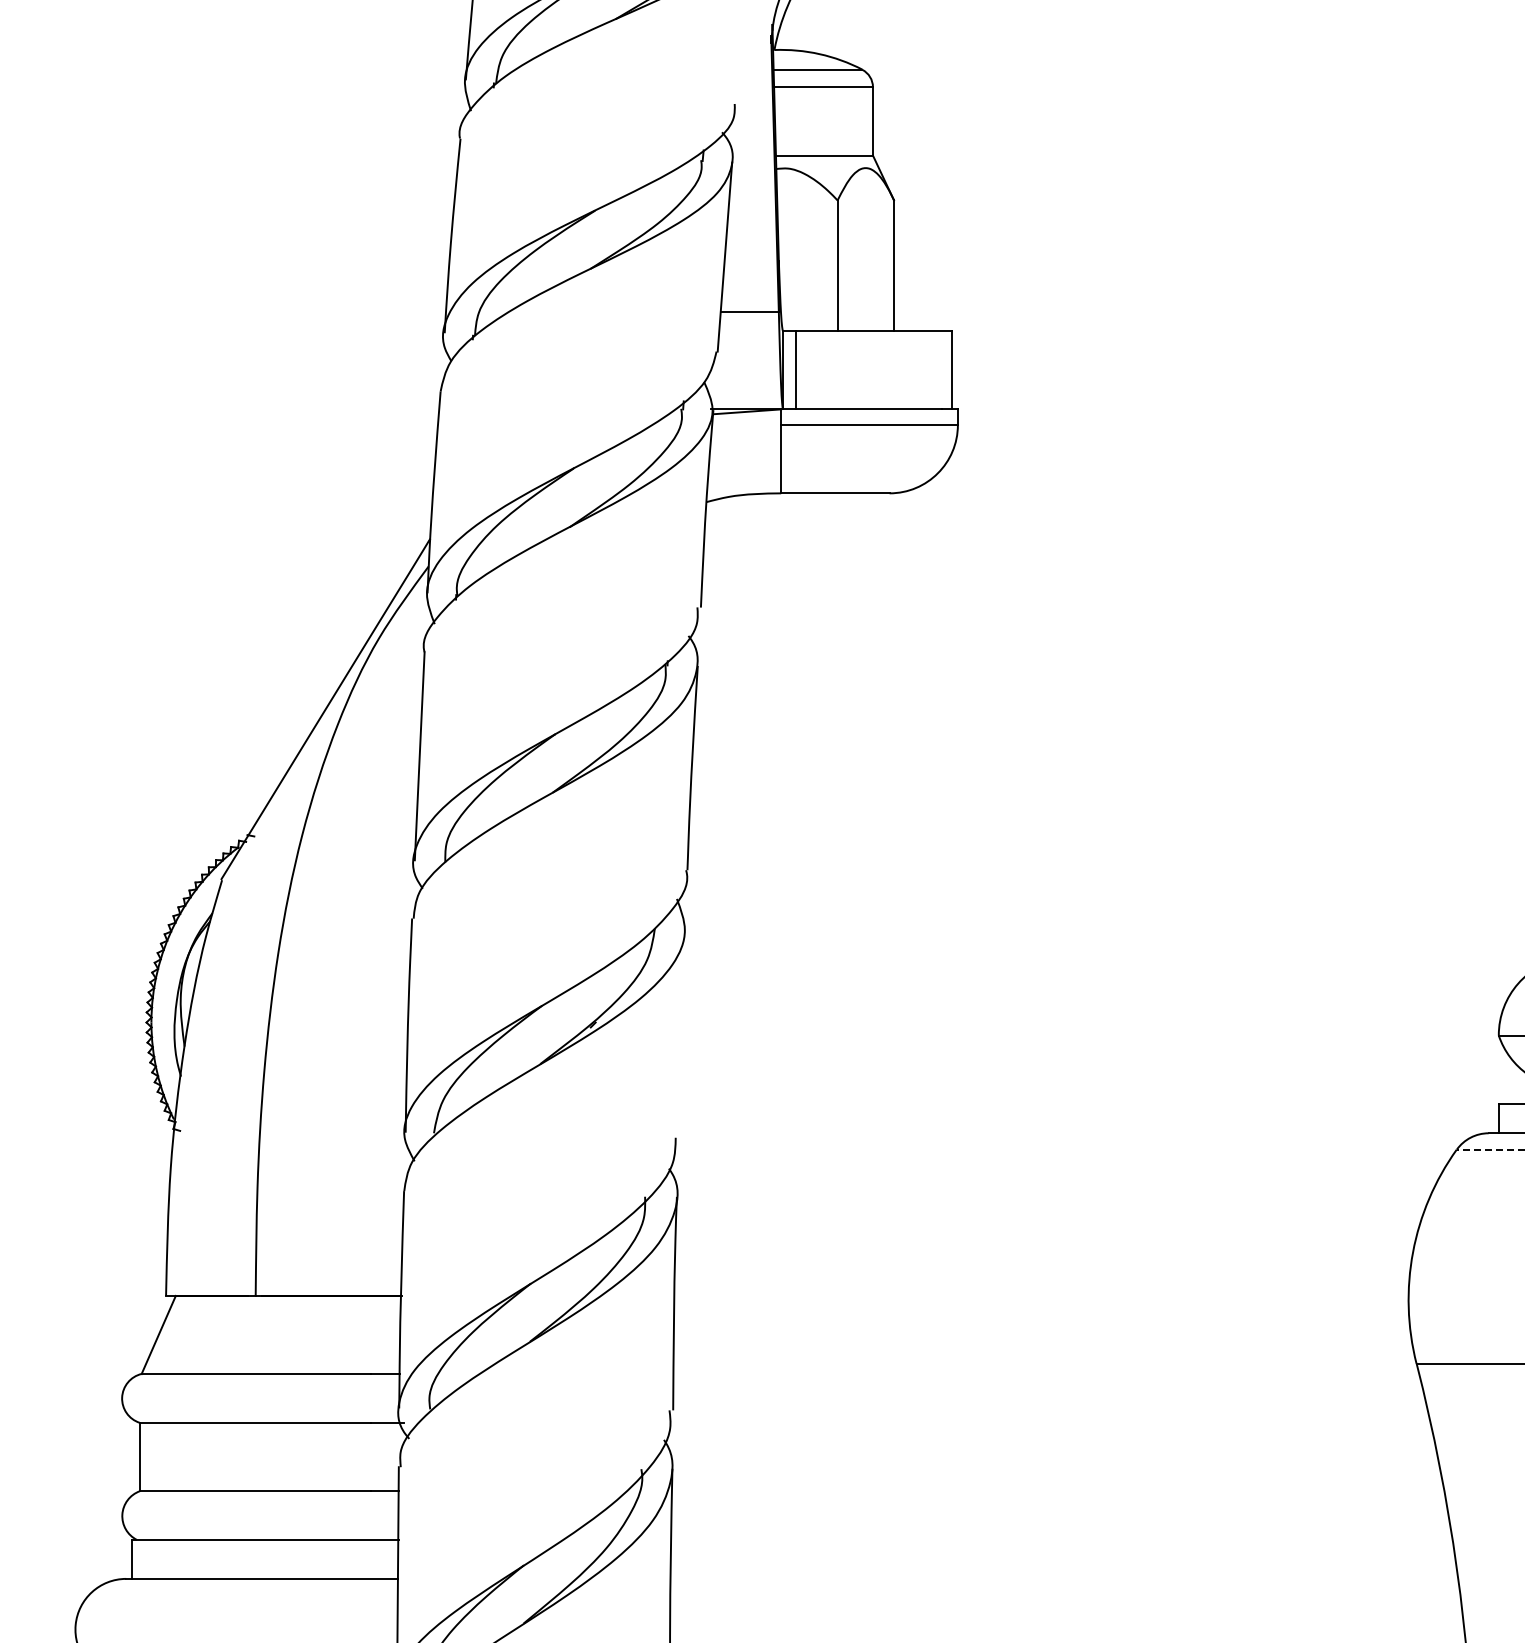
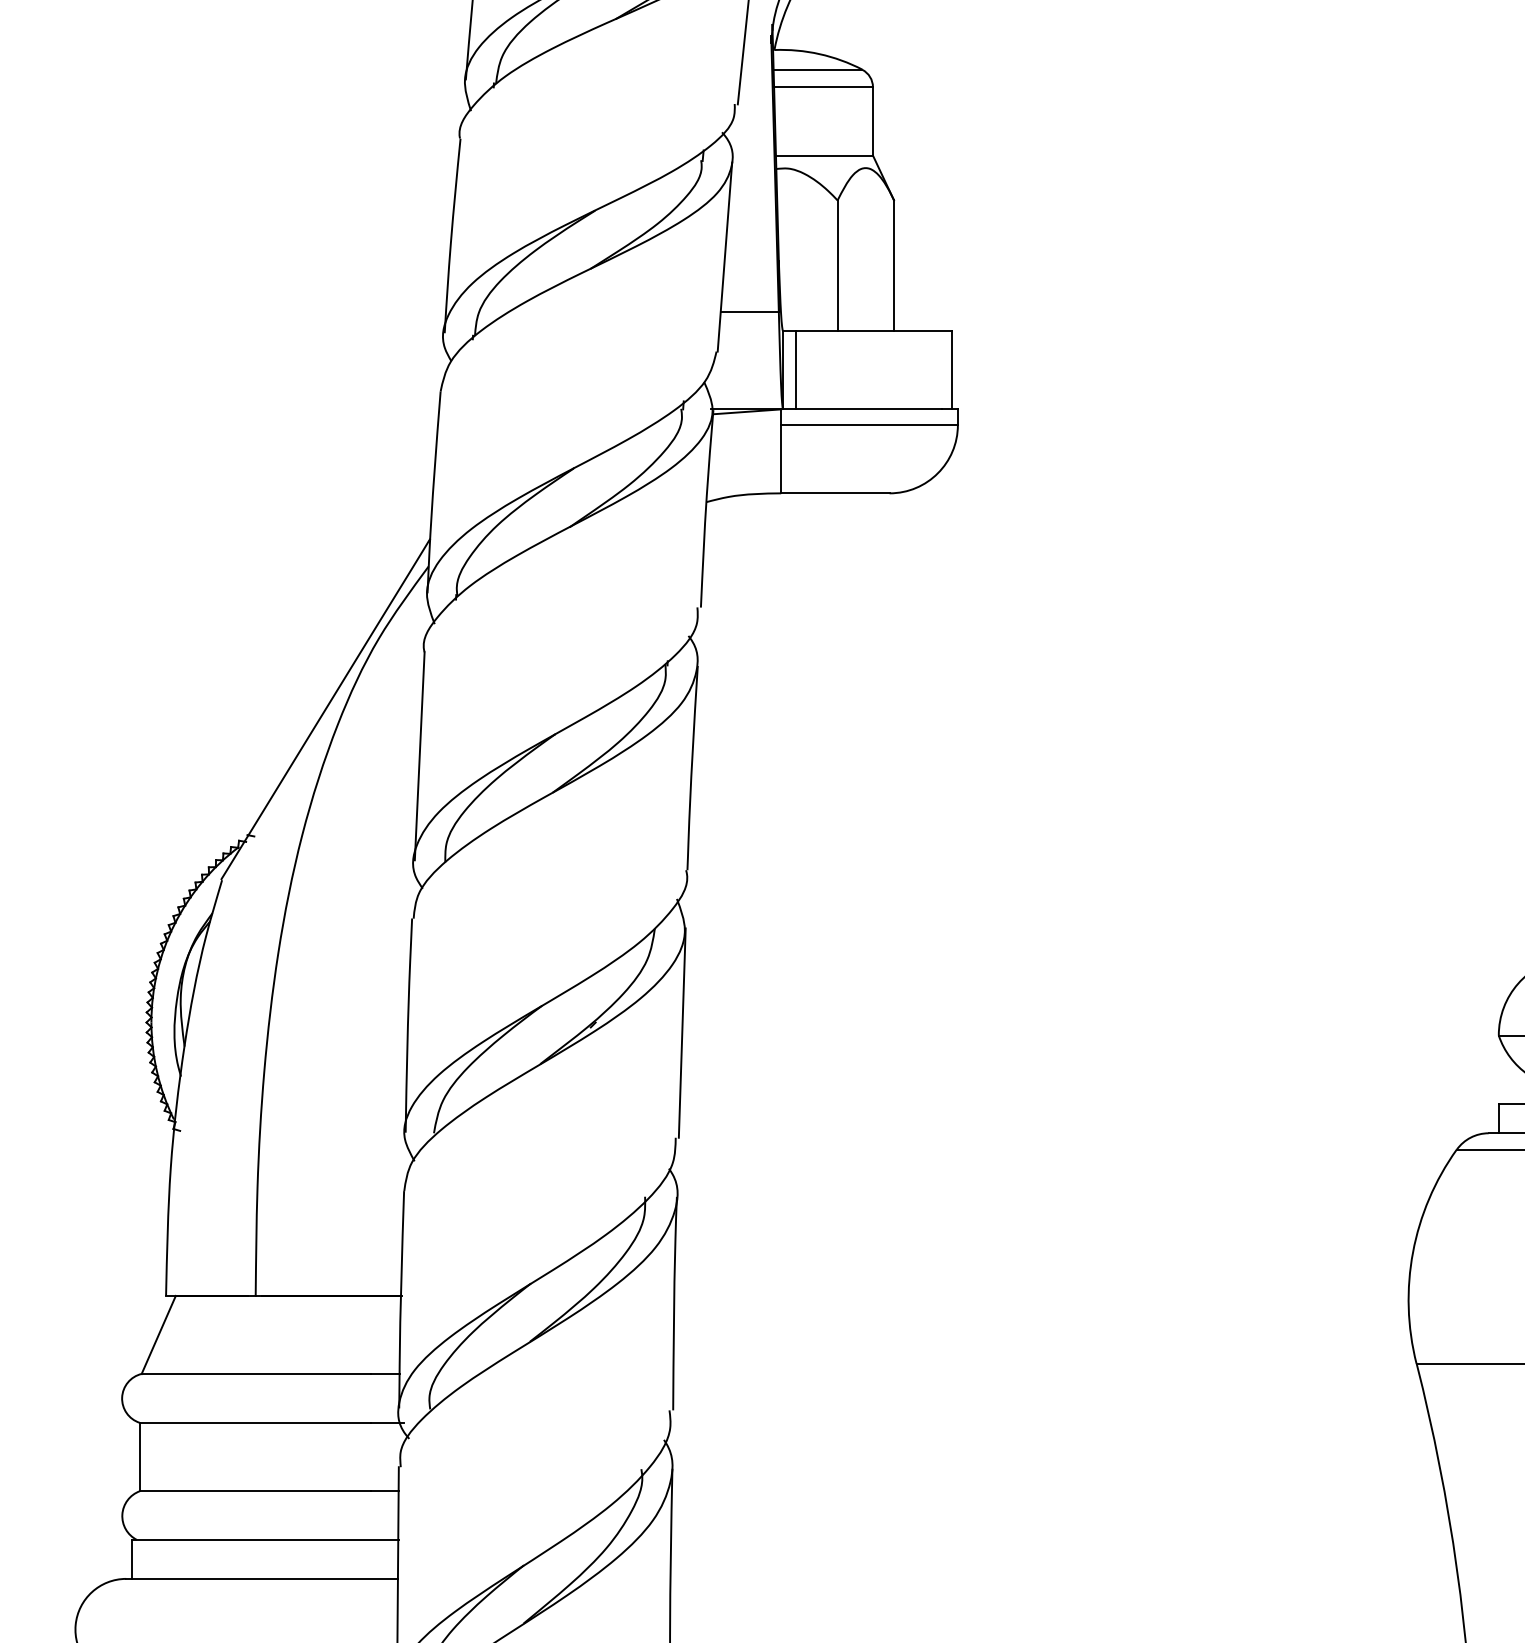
line: none -> present (742, 53)
line: none -> present (681, 1032)
line: dashed -> solid (1490, 1149)
